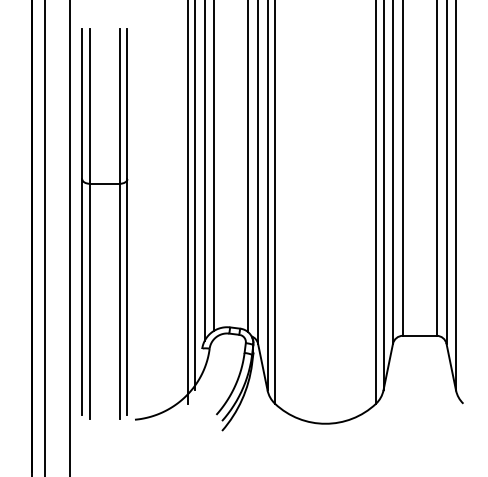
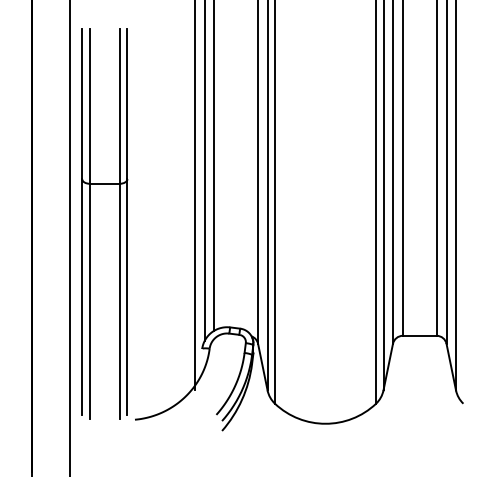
line: present -> none (248, 167)
line: present -> none (187, 202)
line: present -> none (44, 237)
